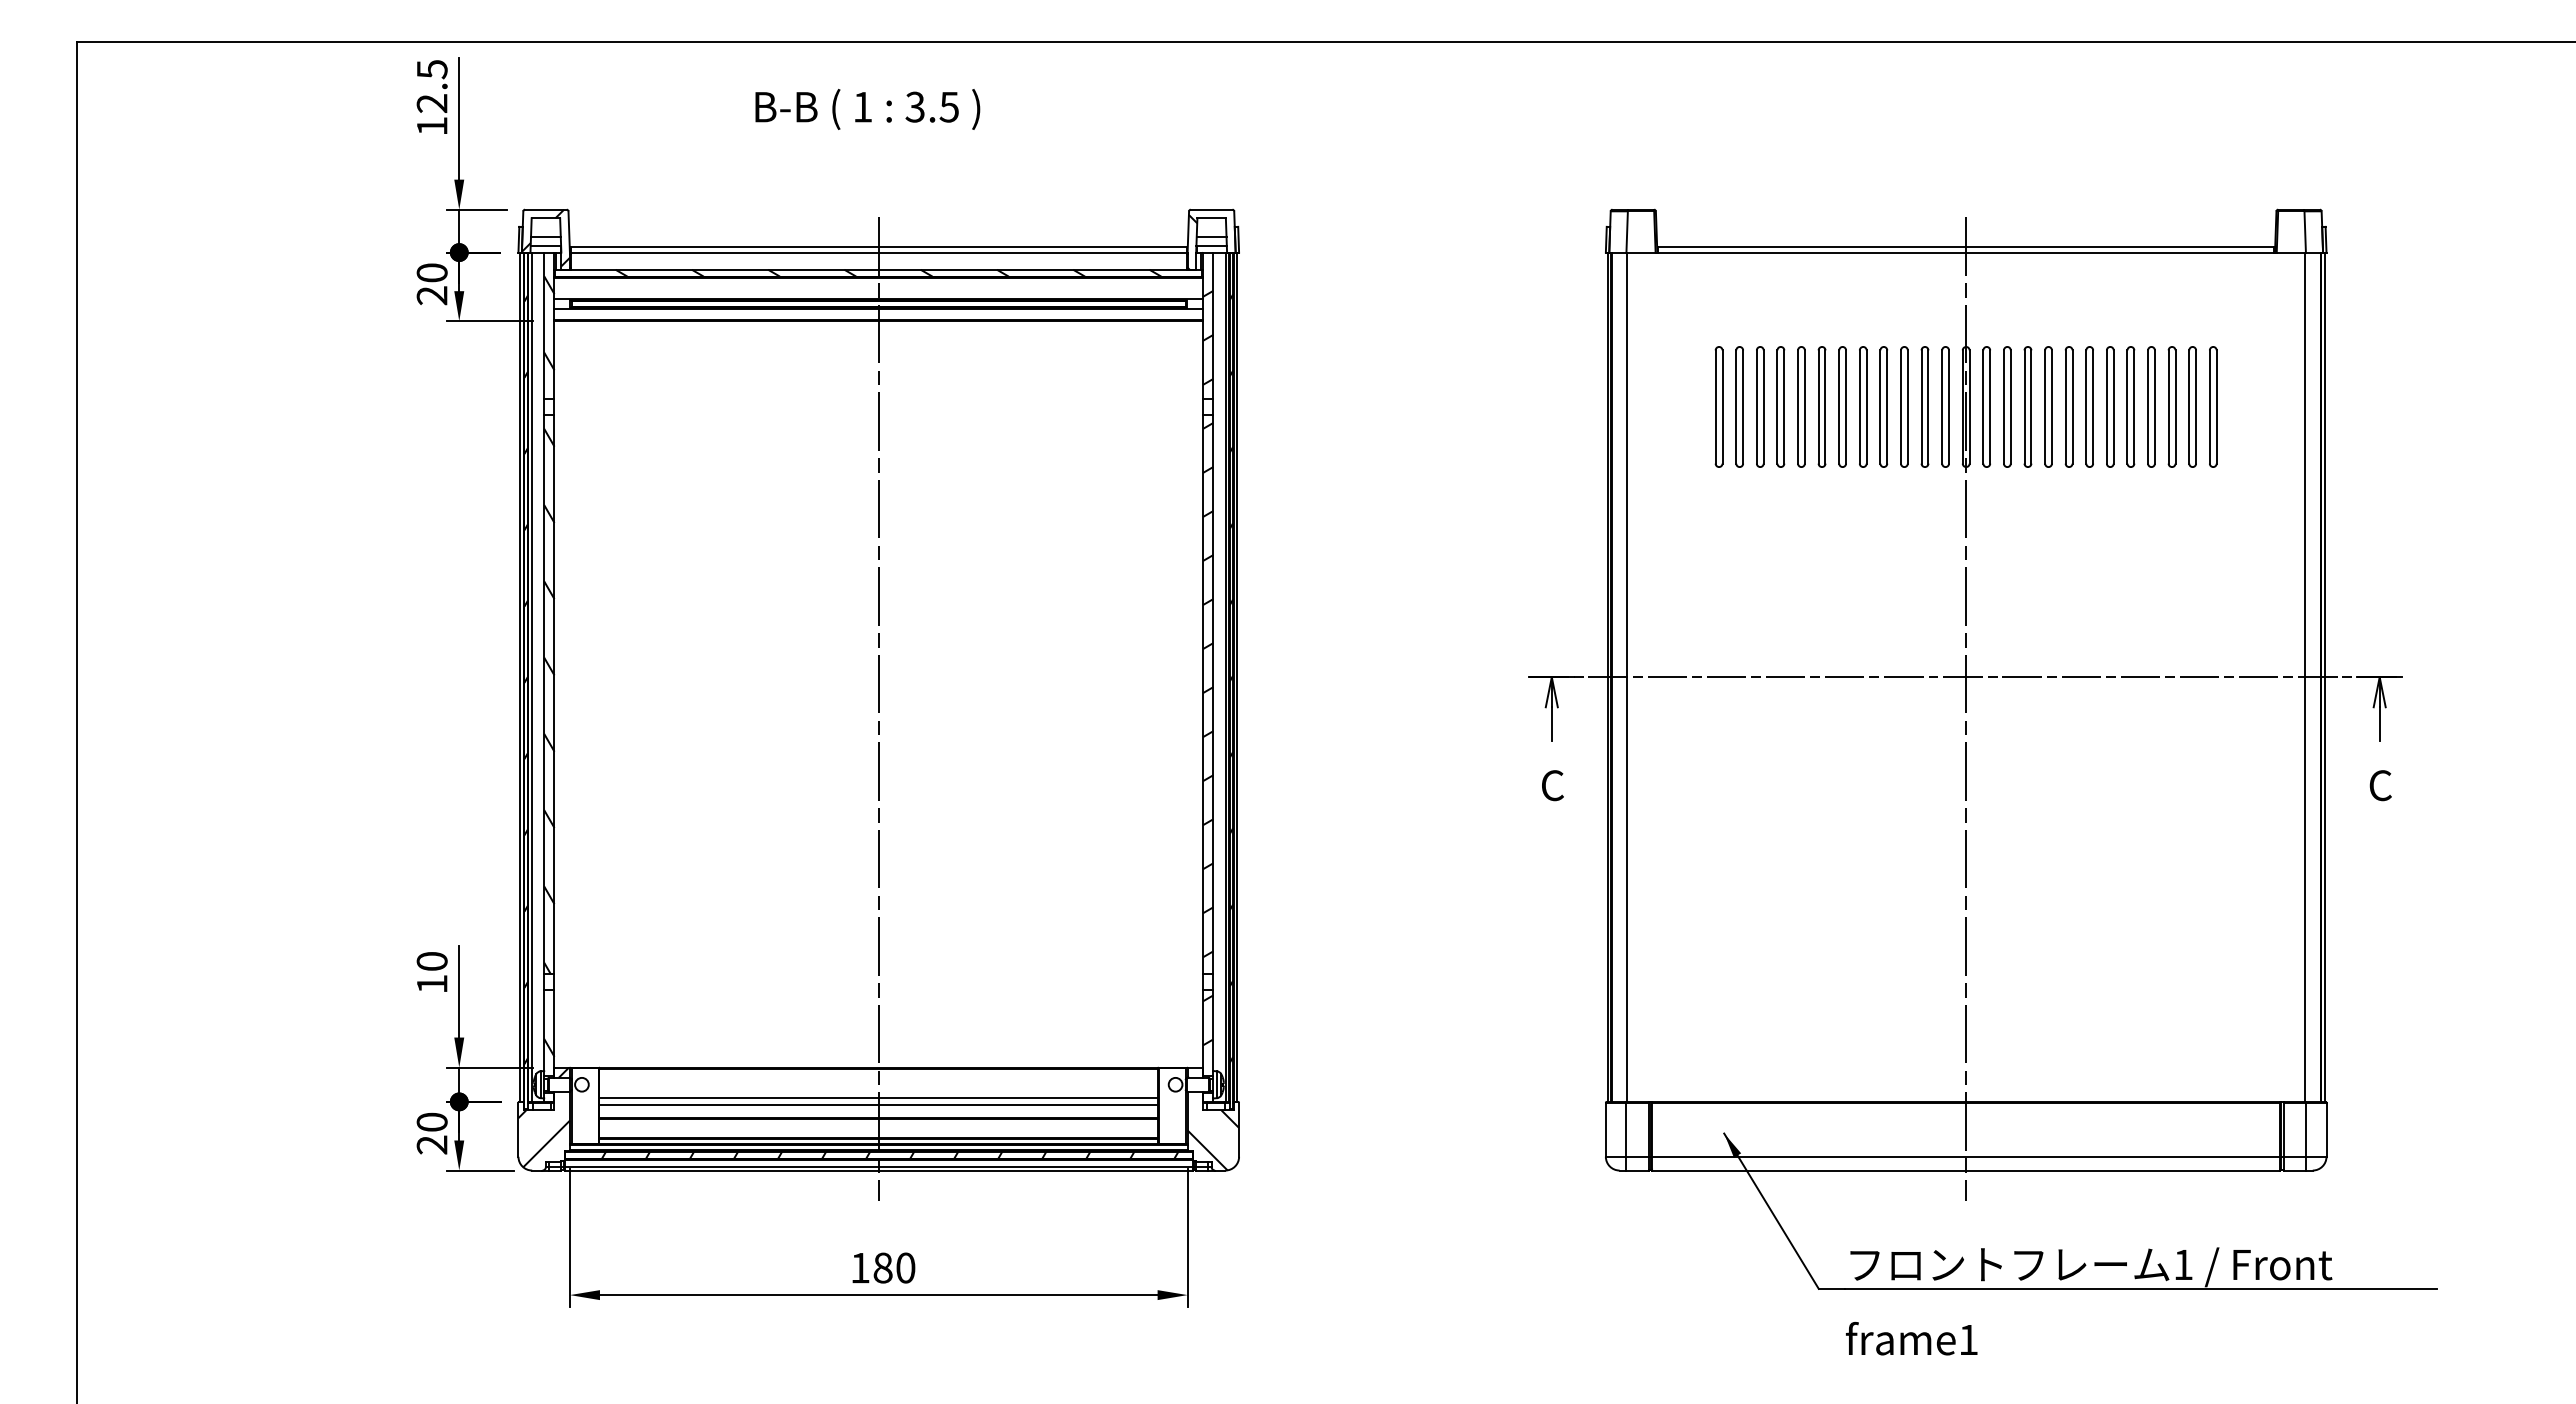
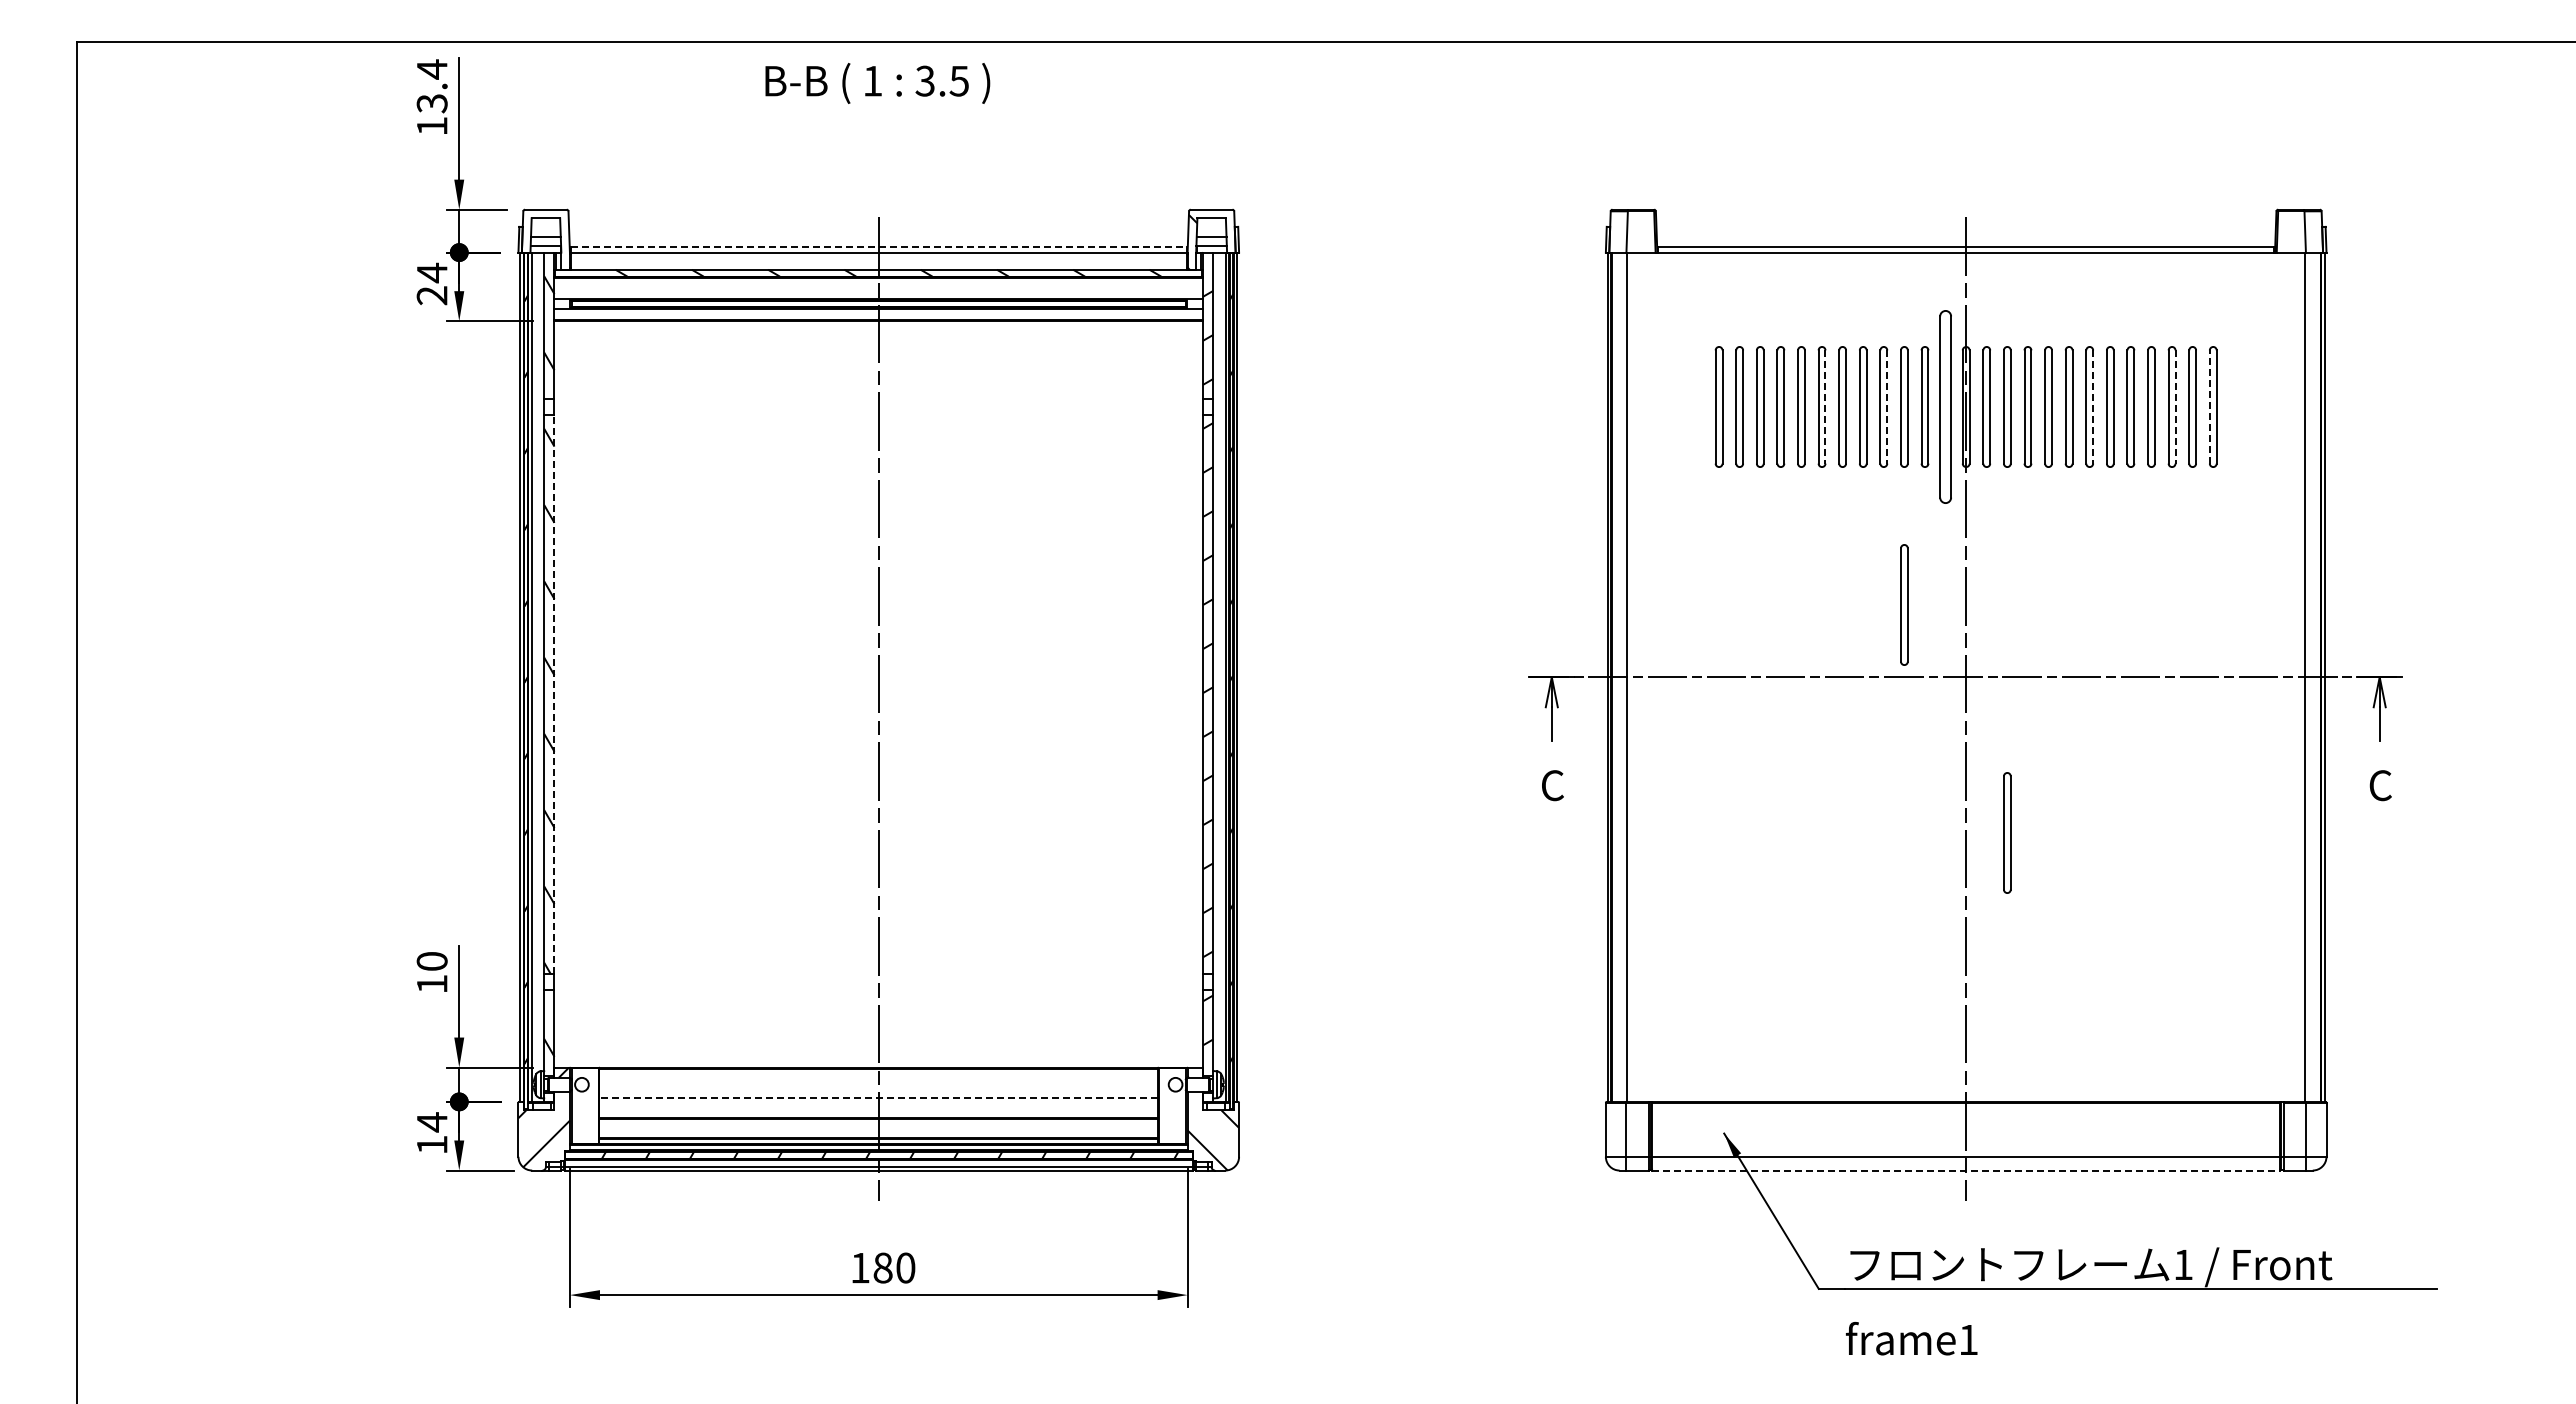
text: 12.5 -> 13.4 (432, 86)
text position: (867, 109) -> (877, 83) (877, 83)
hatch: present -> none (545, 237)
line: solid -> dashed (878, 247)
text: 20 -> 24 (431, 272)
part size: 9x122 px -> 13x194 px (1945, 406)
line: solid -> dashed (1825, 407)
line: solid -> dashed (1887, 407)
line: solid -> dashed (2093, 407)
line: solid -> dashed (2175, 407)
line: solid -> dashed (2209, 407)
part: none -> present (1904, 604)
line: solid -> dashed (554, 694)
part: none -> present (2007, 832)
line: solid -> dashed (878, 1098)
line: present -> none (878, 1105)
text: 20 -> 14 (431, 1133)
line: solid -> dashed (1966, 1170)
